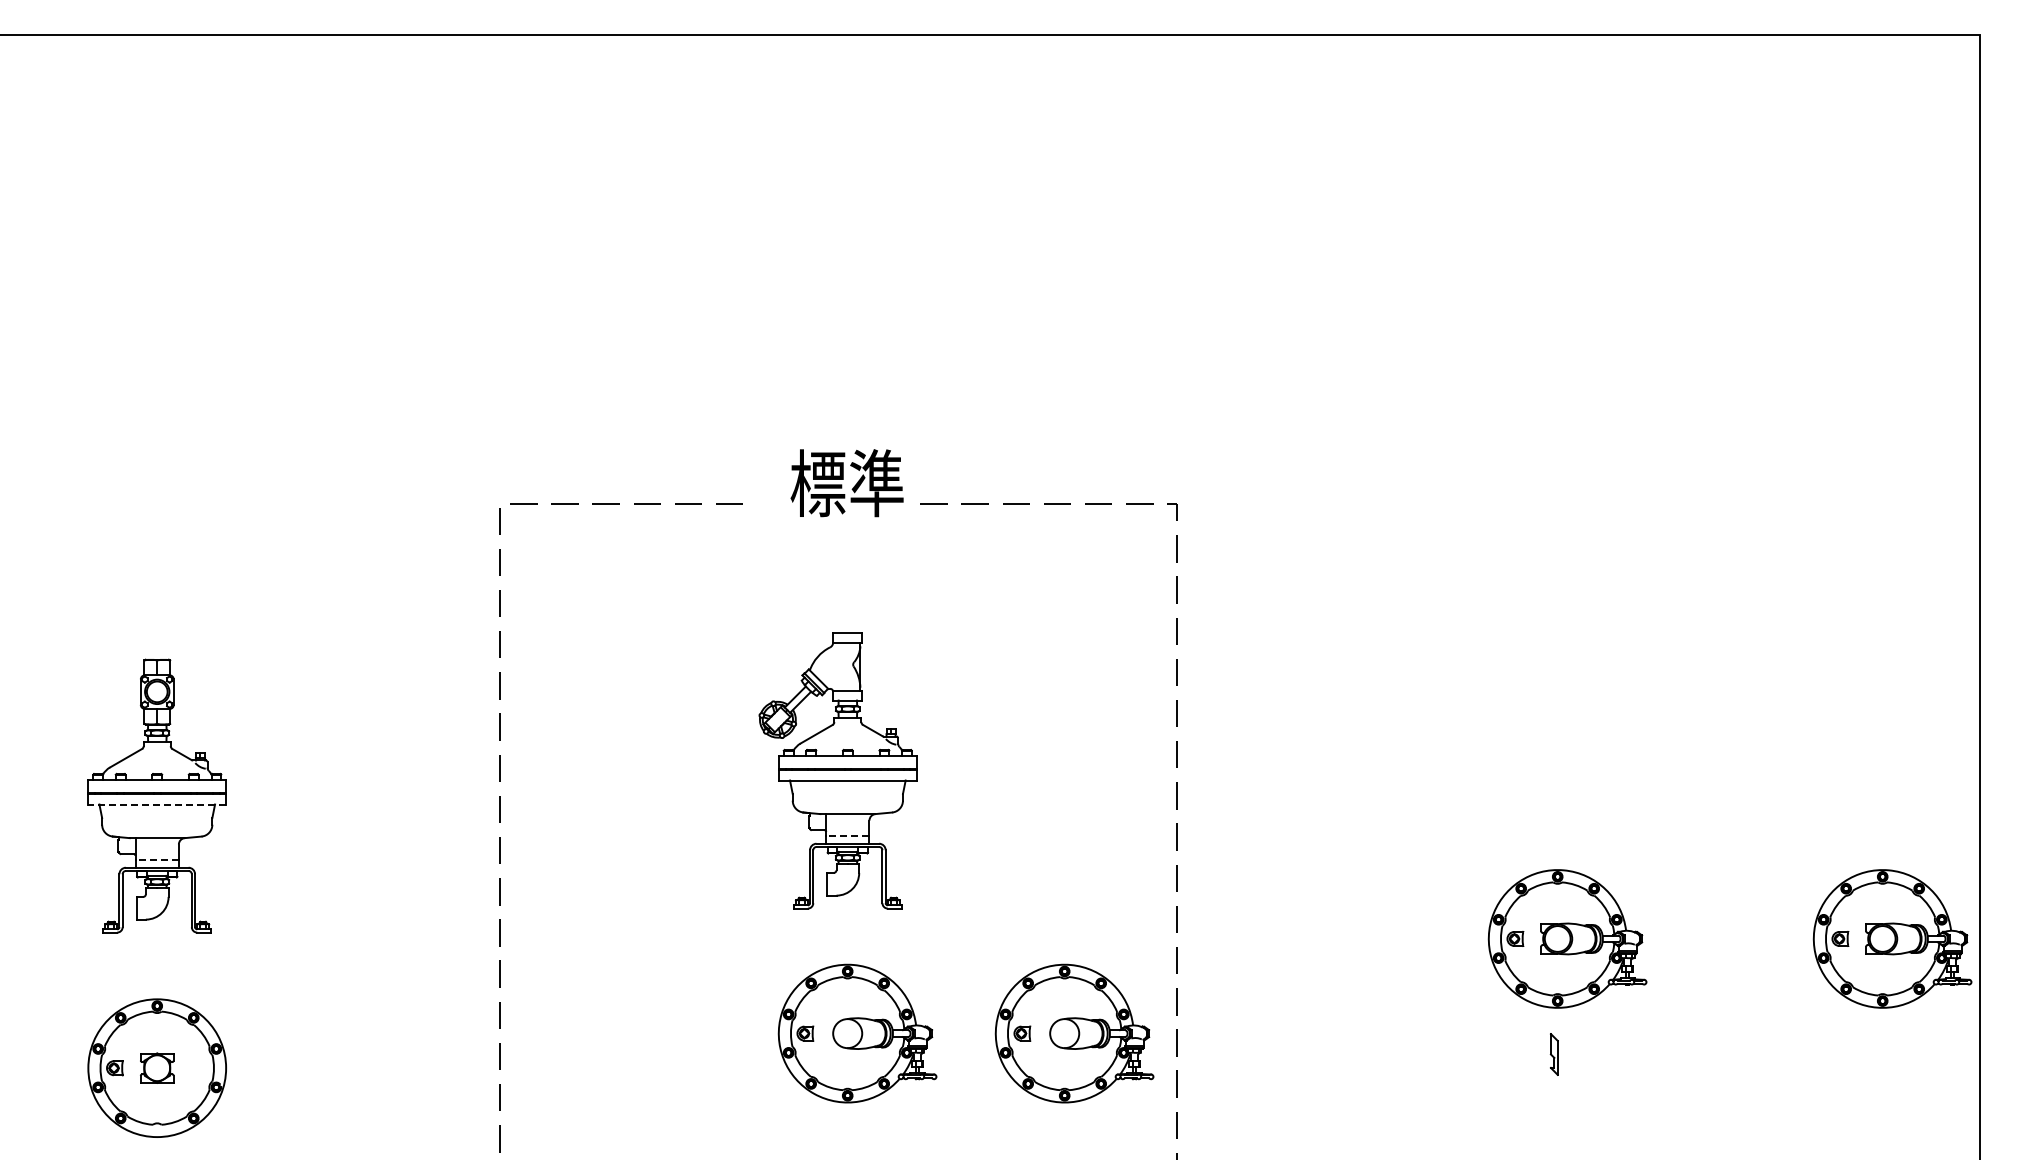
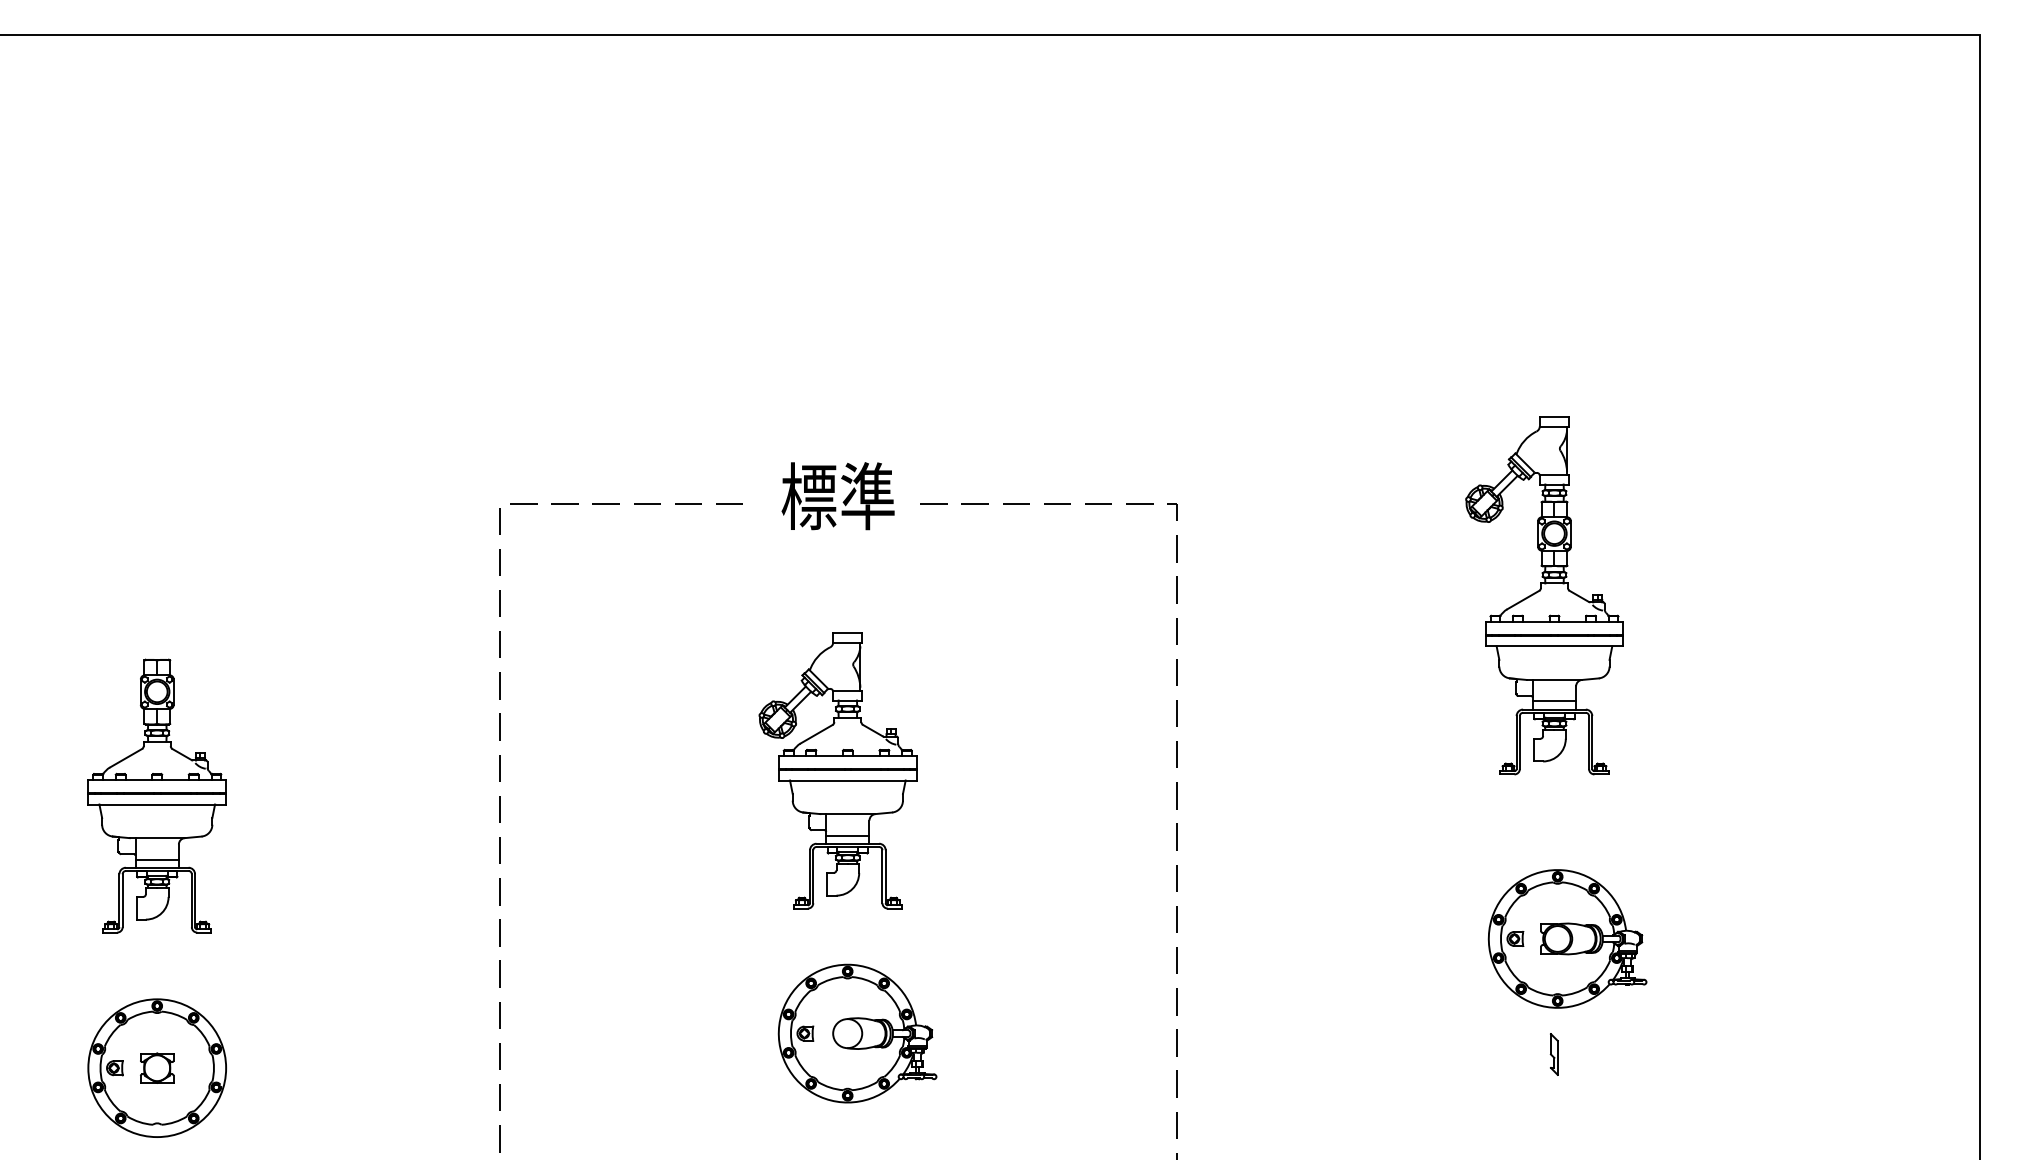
text position: (846, 483) -> (837, 496) (837, 496)
part: none -> present (1544, 595)
line: dashed -> solid (157, 804)
line: dashed -> solid (847, 835)
line: dashed -> solid (157, 859)
part: present -> none (1892, 938)
part: present -> none (1074, 1033)
